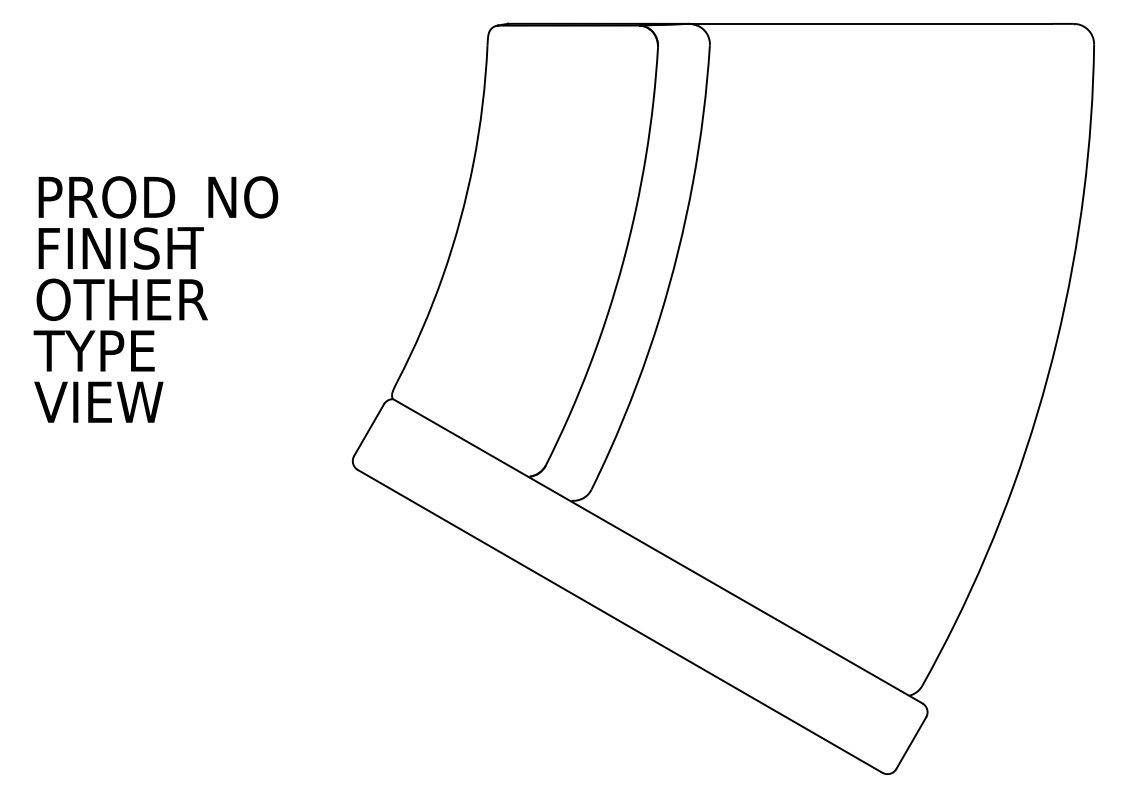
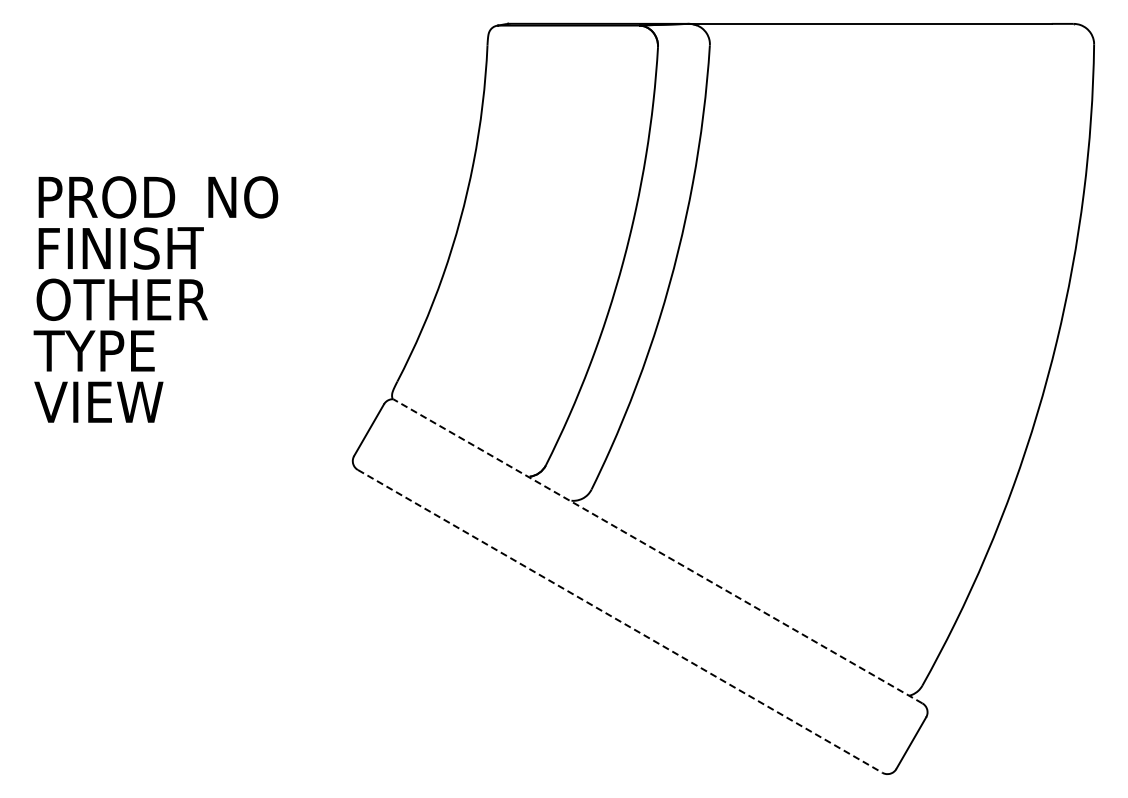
line: solid -> dashed (657, 551)
line: solid -> dashed (620, 621)
